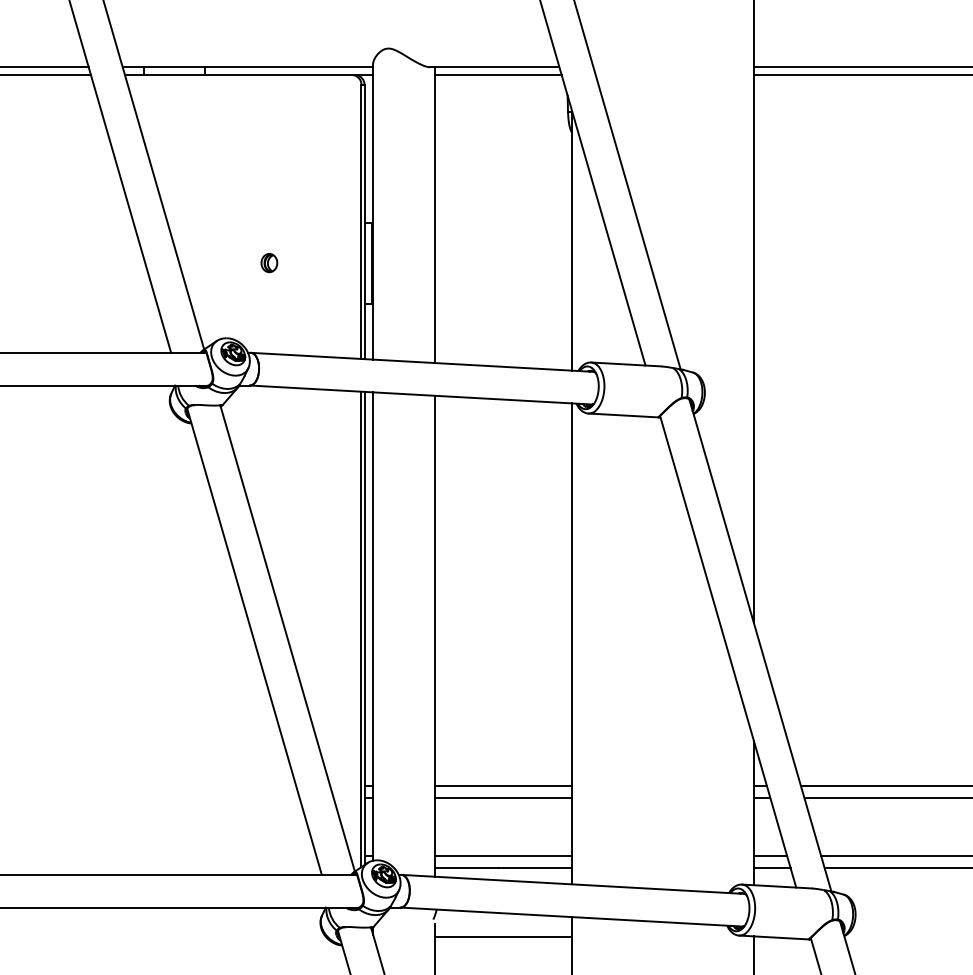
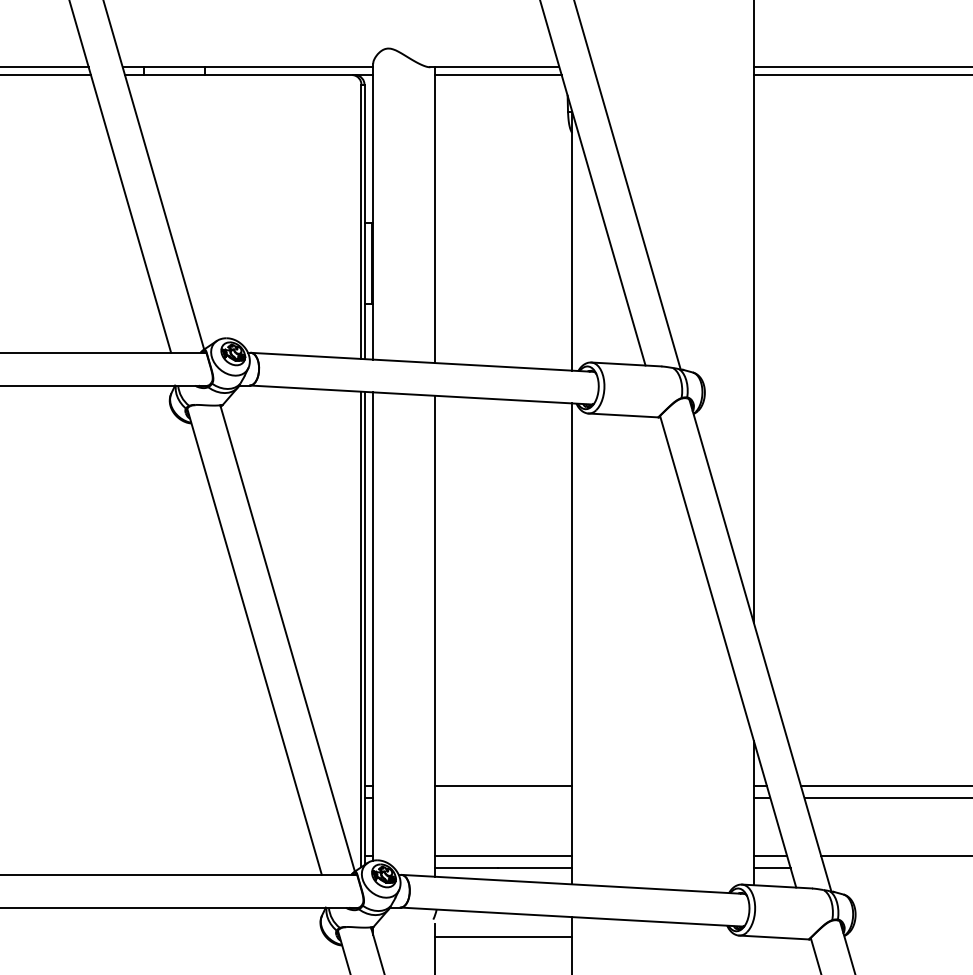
part: present -> none (269, 263)
line: present -> none (503, 798)
line: present -> none (896, 867)
line: present -> none (753, 953)
